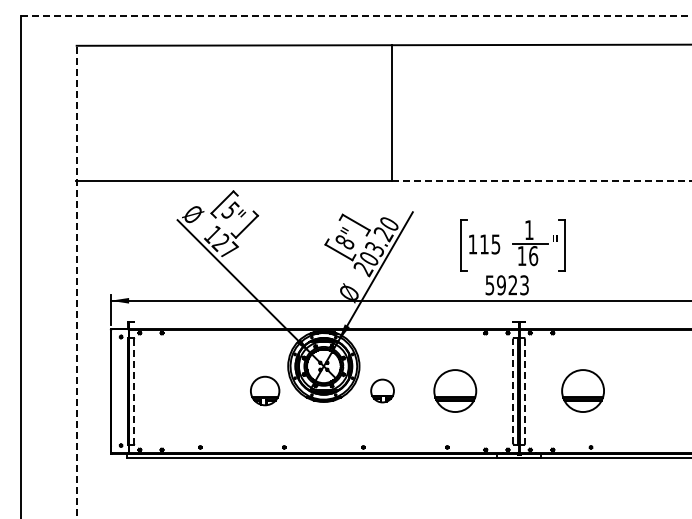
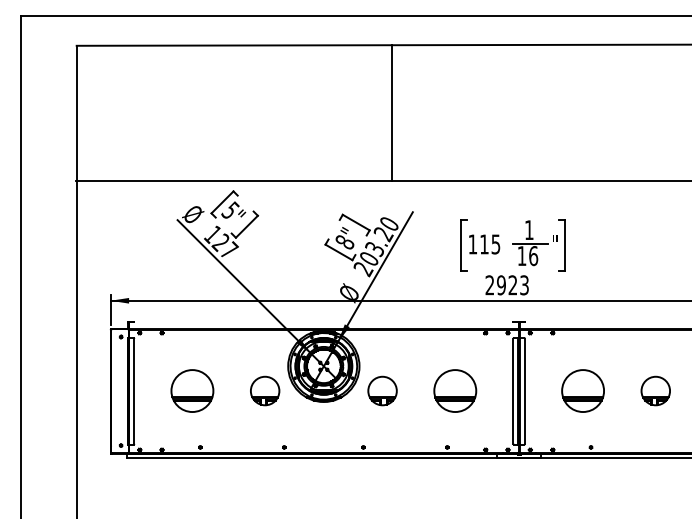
line: dashed -> solid (356, 15)
line: dashed -> solid (541, 180)
line: dashed -> solid (76, 281)
text: 5923 -> 2923 (489, 285)
part: none -> present (192, 390)
part size: 25x26 px -> 31x32 px (382, 390)
part: none -> present (655, 390)
line: dashed -> solid (134, 391)
line: dashed -> solid (513, 391)
line: dashed -> solid (524, 391)
